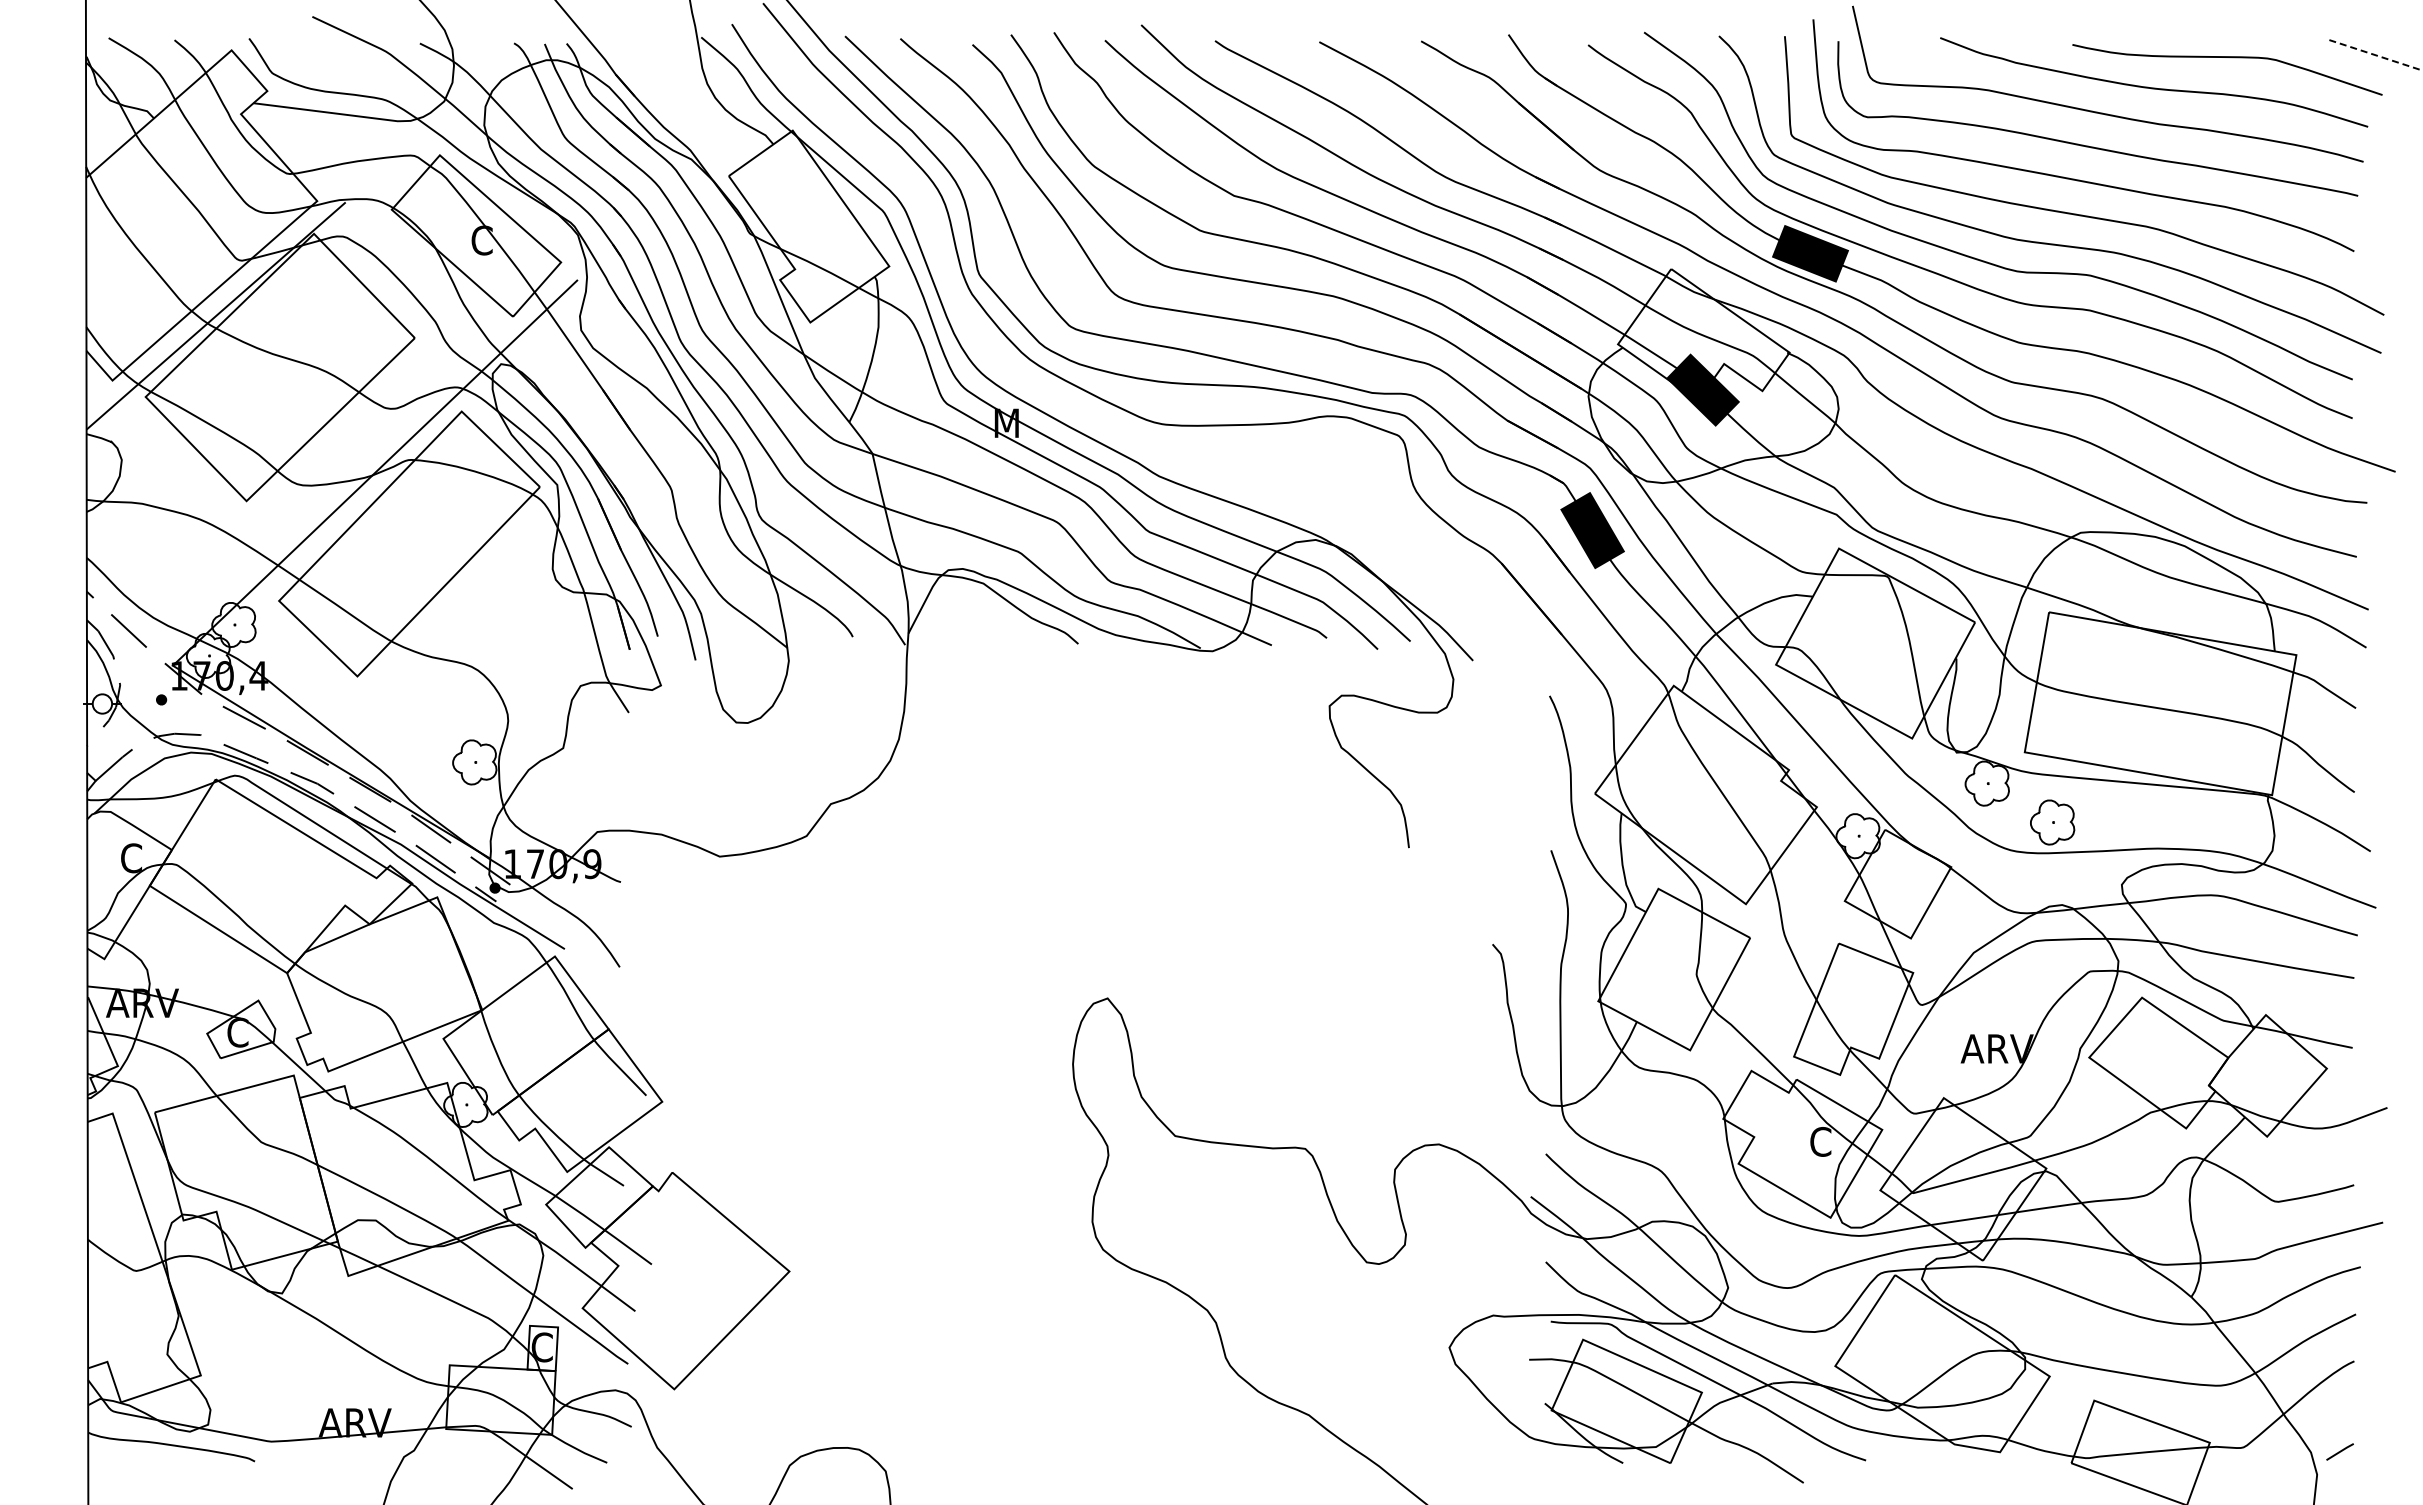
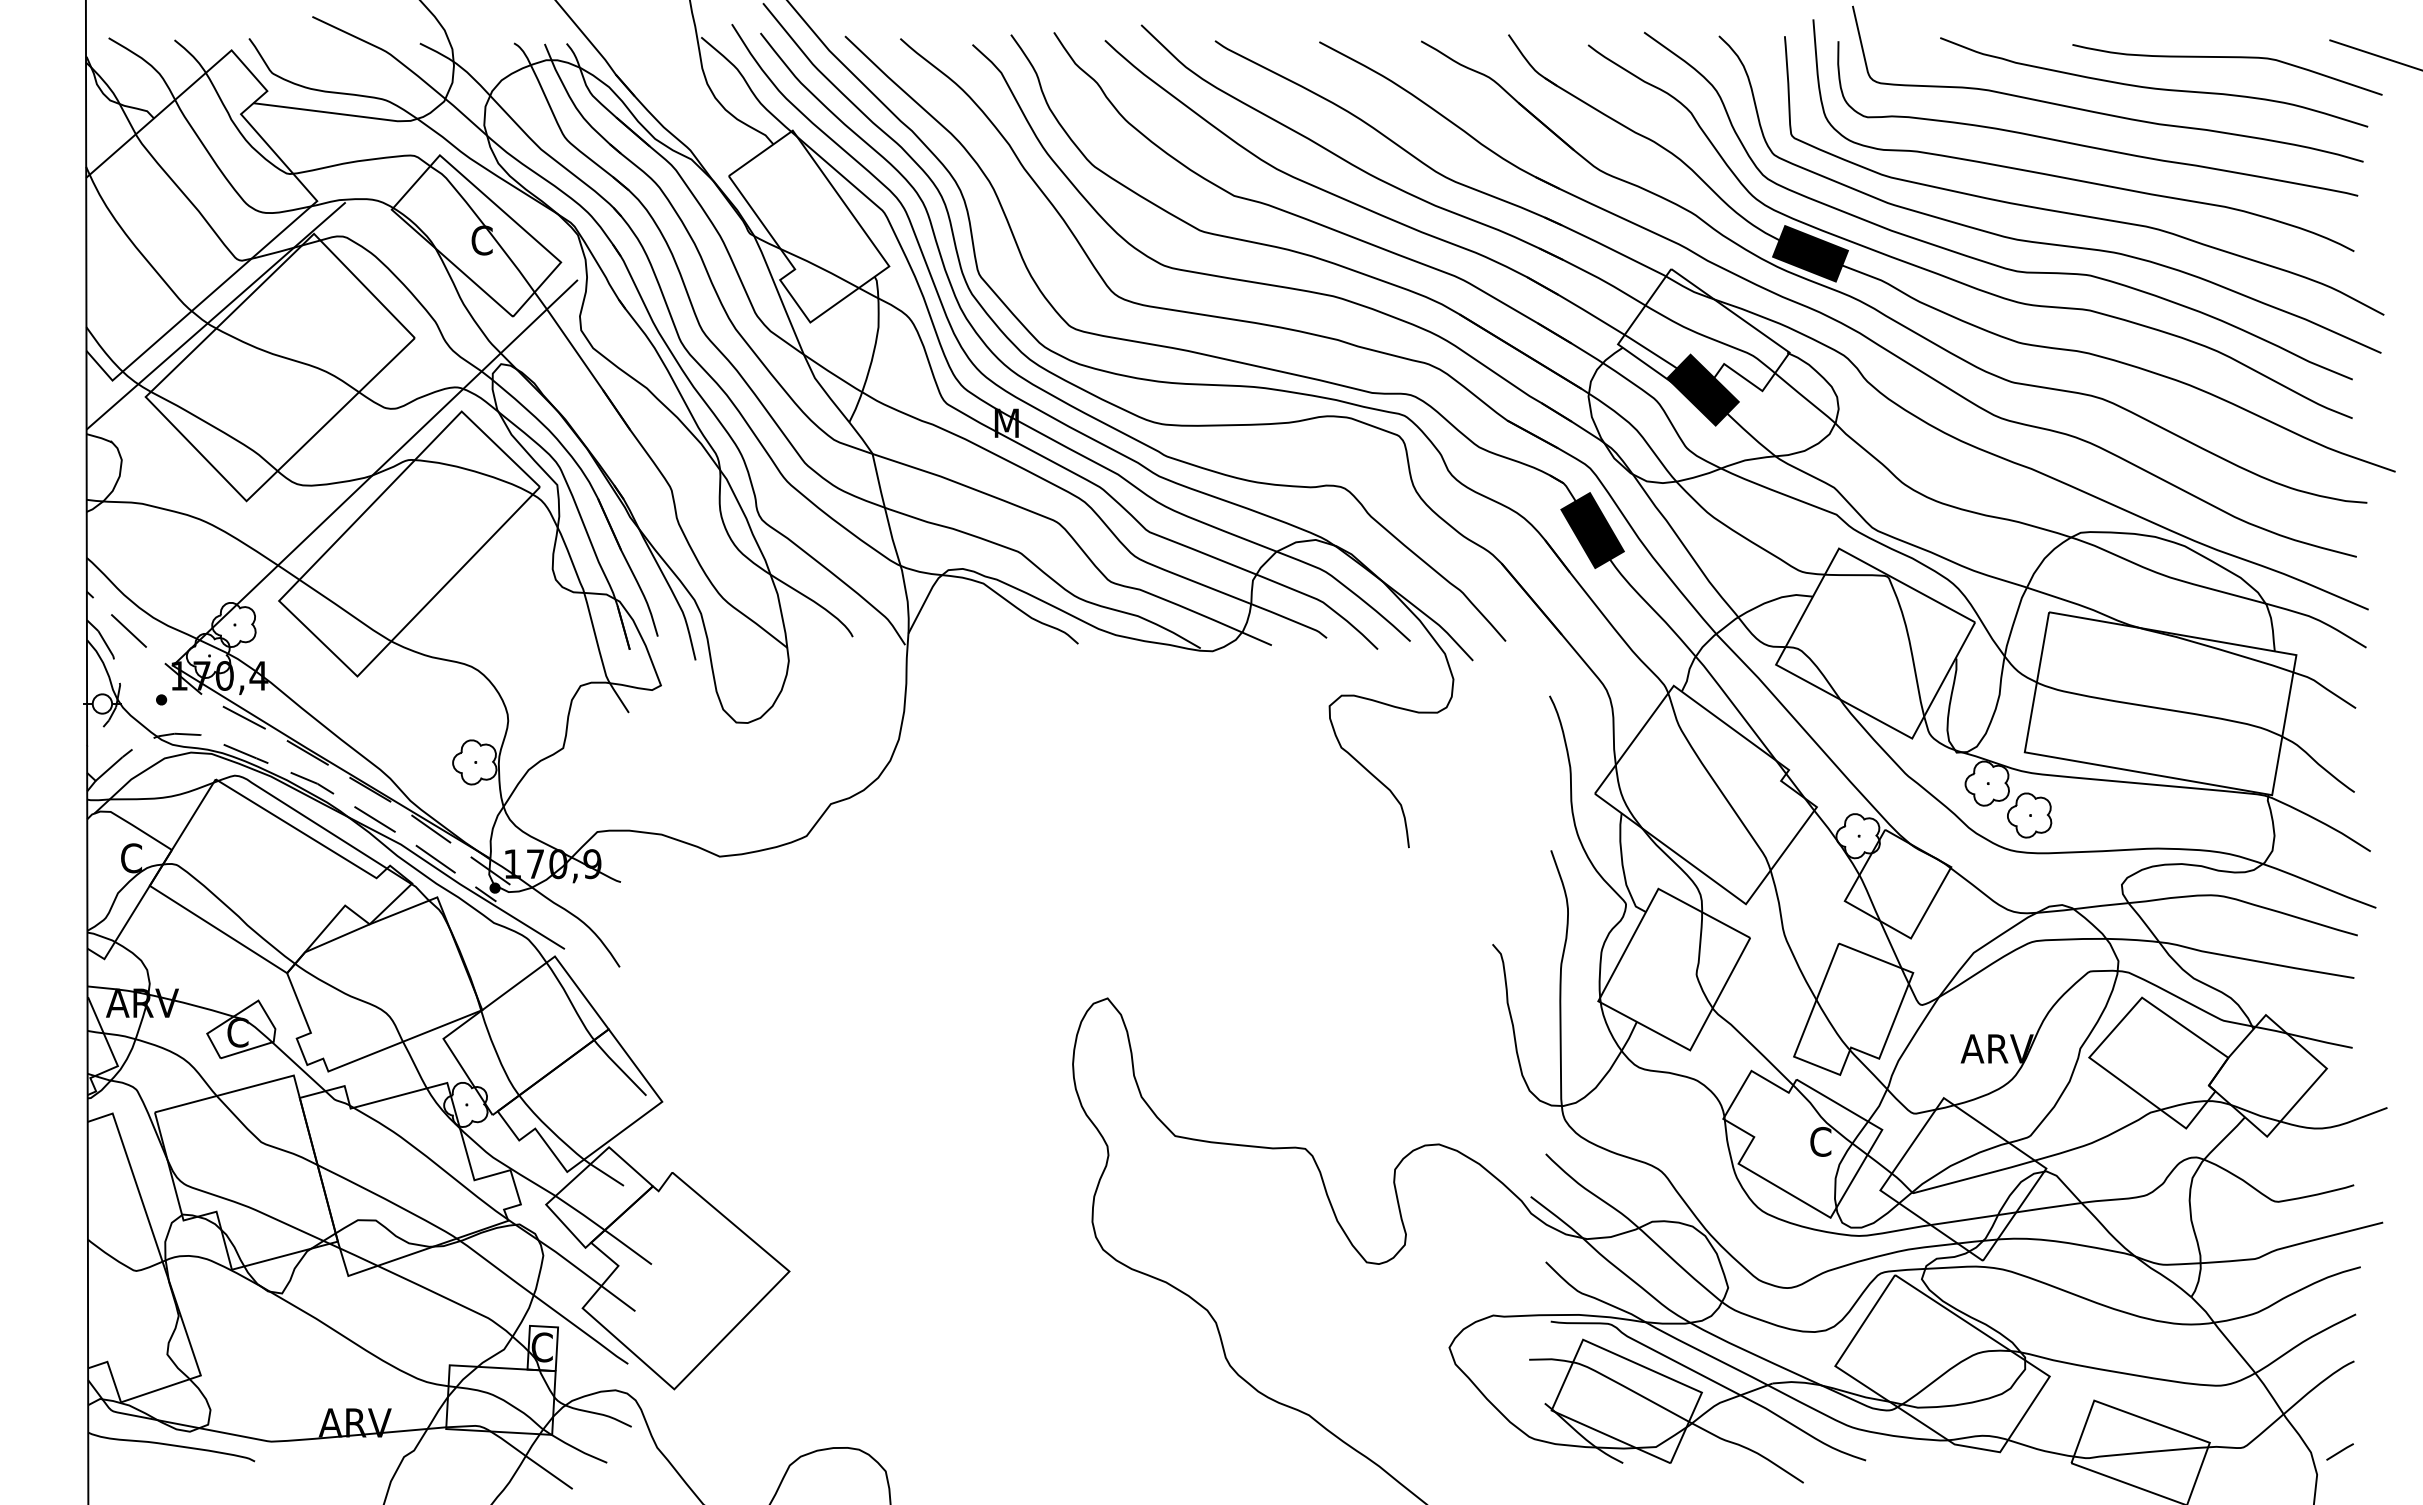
line: dashed -> solid (2375, 55)
curve: none -> present (1093, 416)
part position: (2052, 822) -> (2029, 815) (2029, 815)
